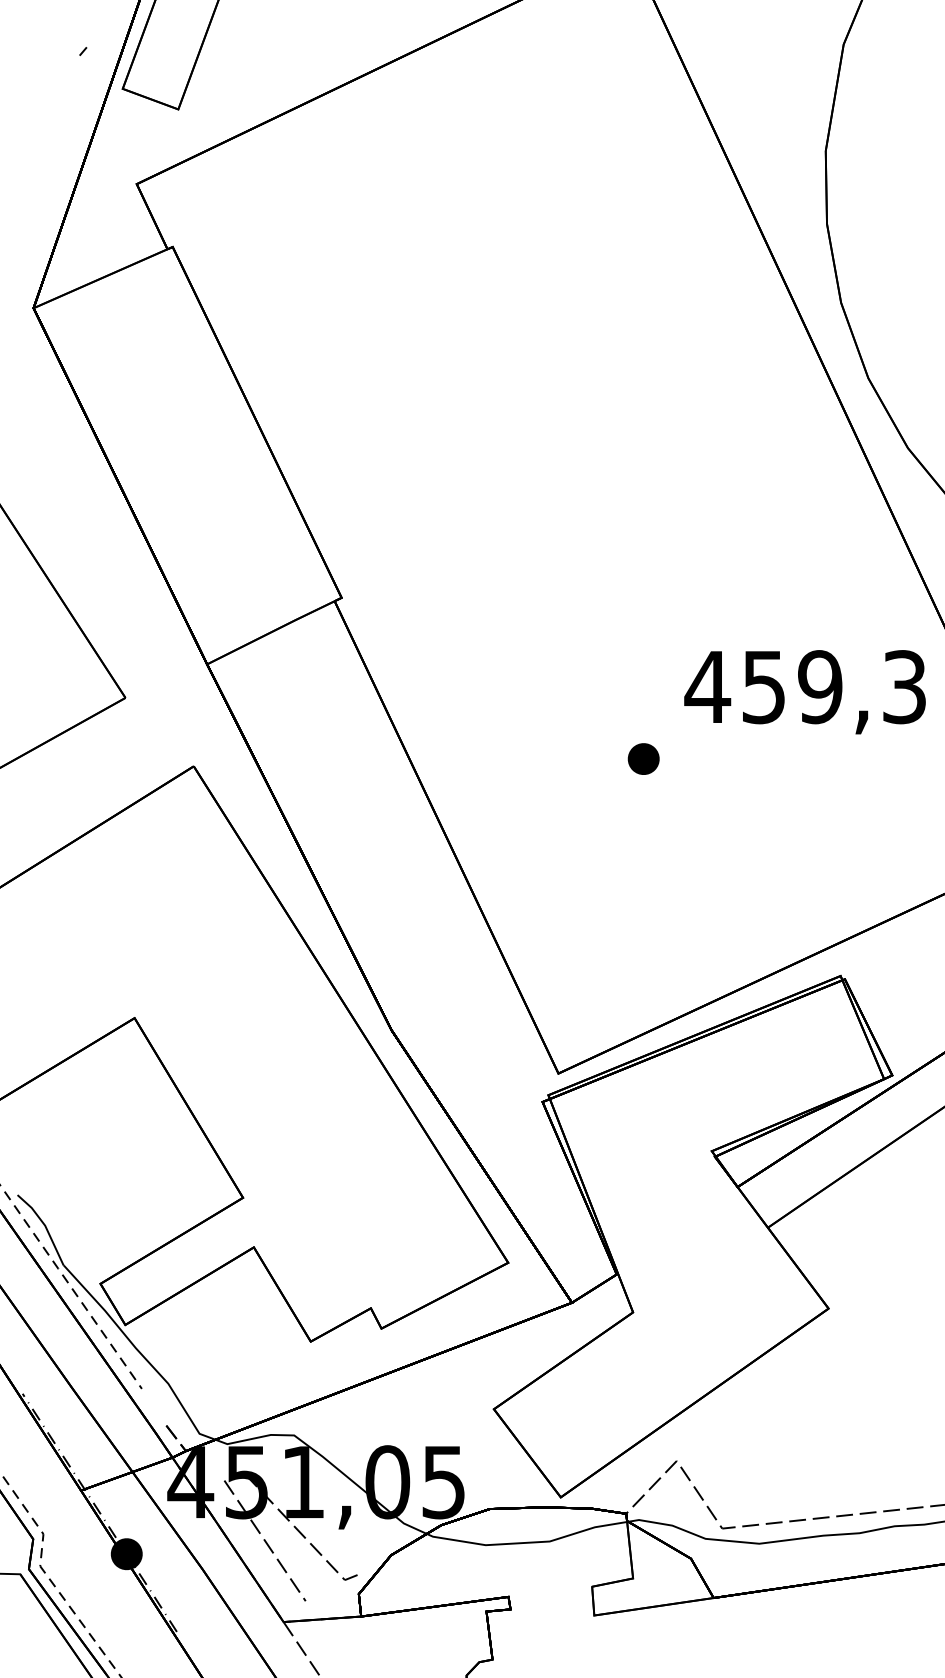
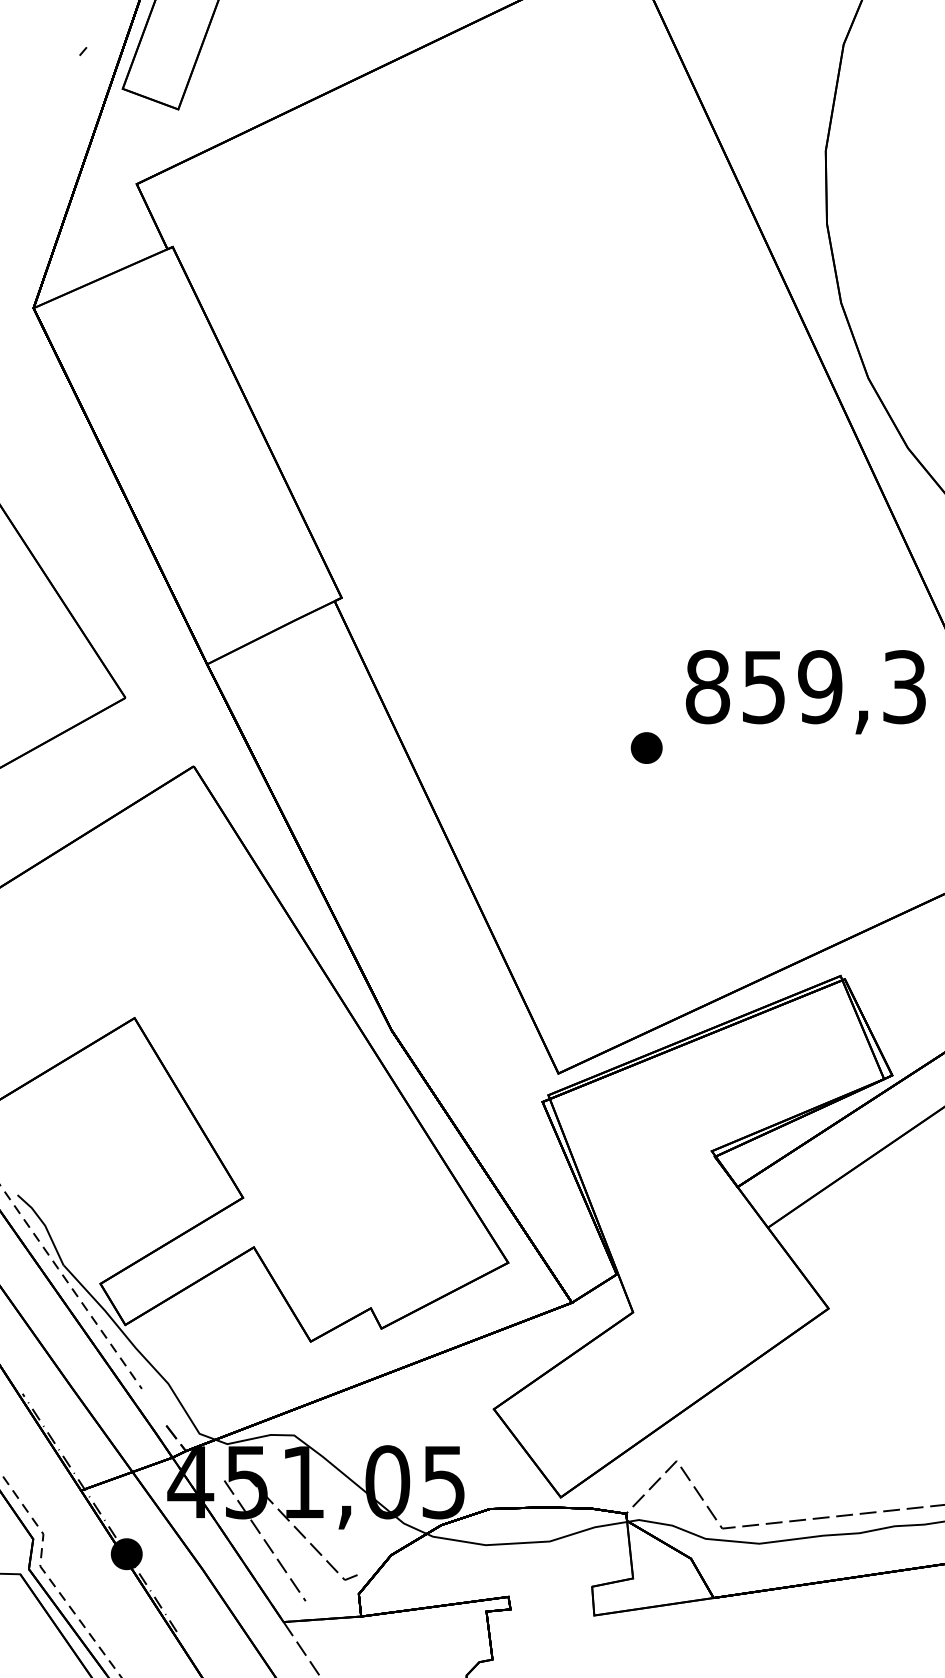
text: 459,3 -> 859,3 (707, 687)
part position: (643, 758) -> (646, 747) (646, 747)
